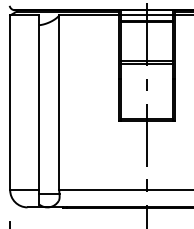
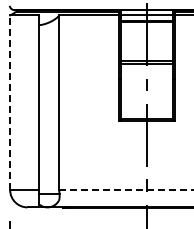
line: solid -> dashed (10, 102)
line: solid -> dashed (127, 190)
